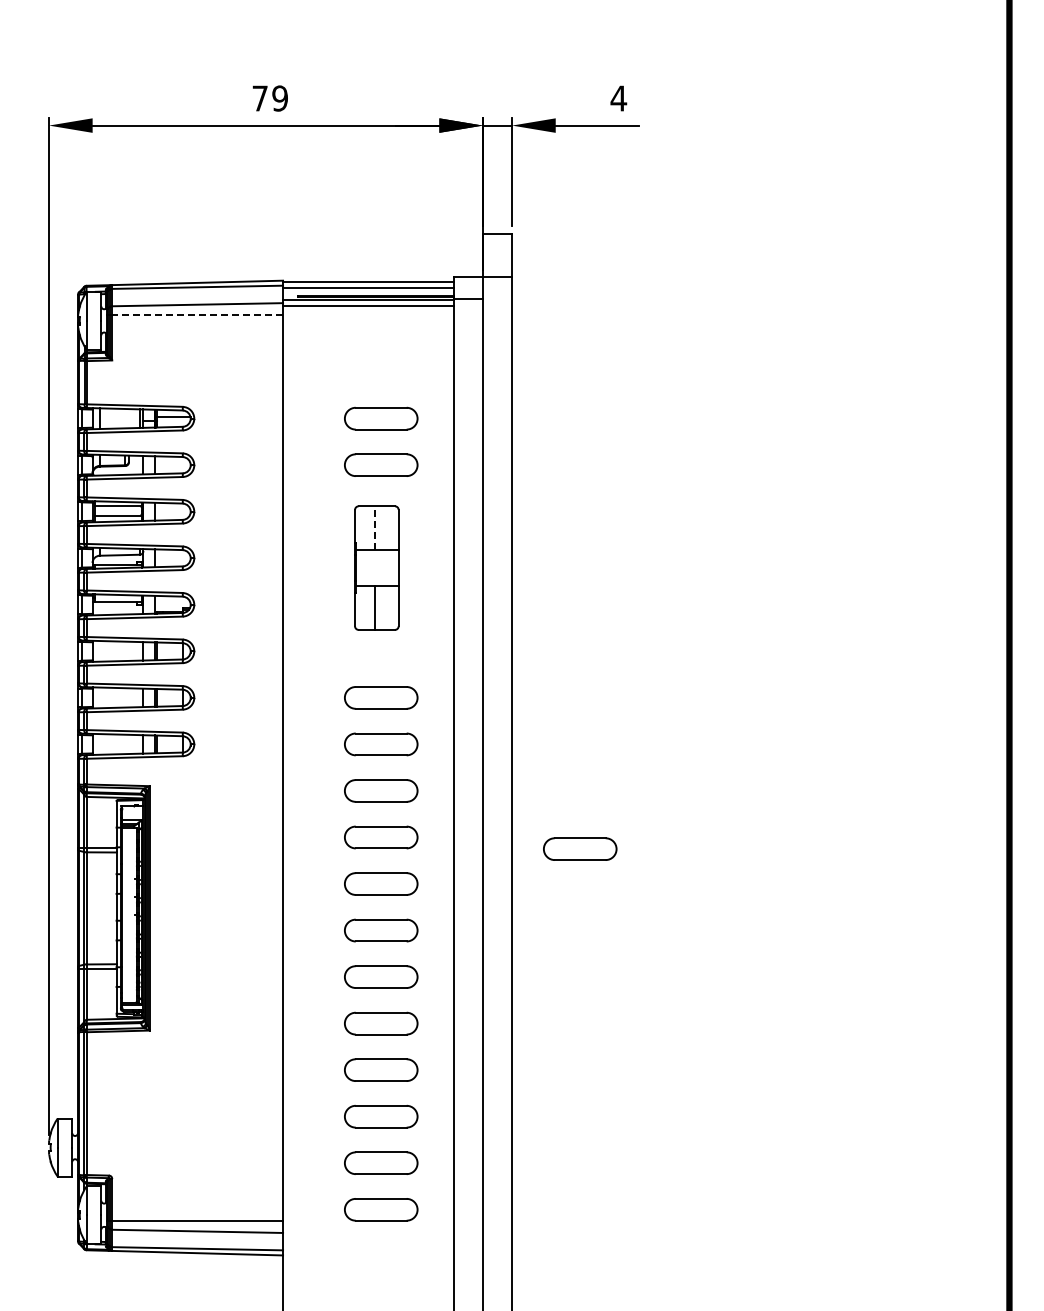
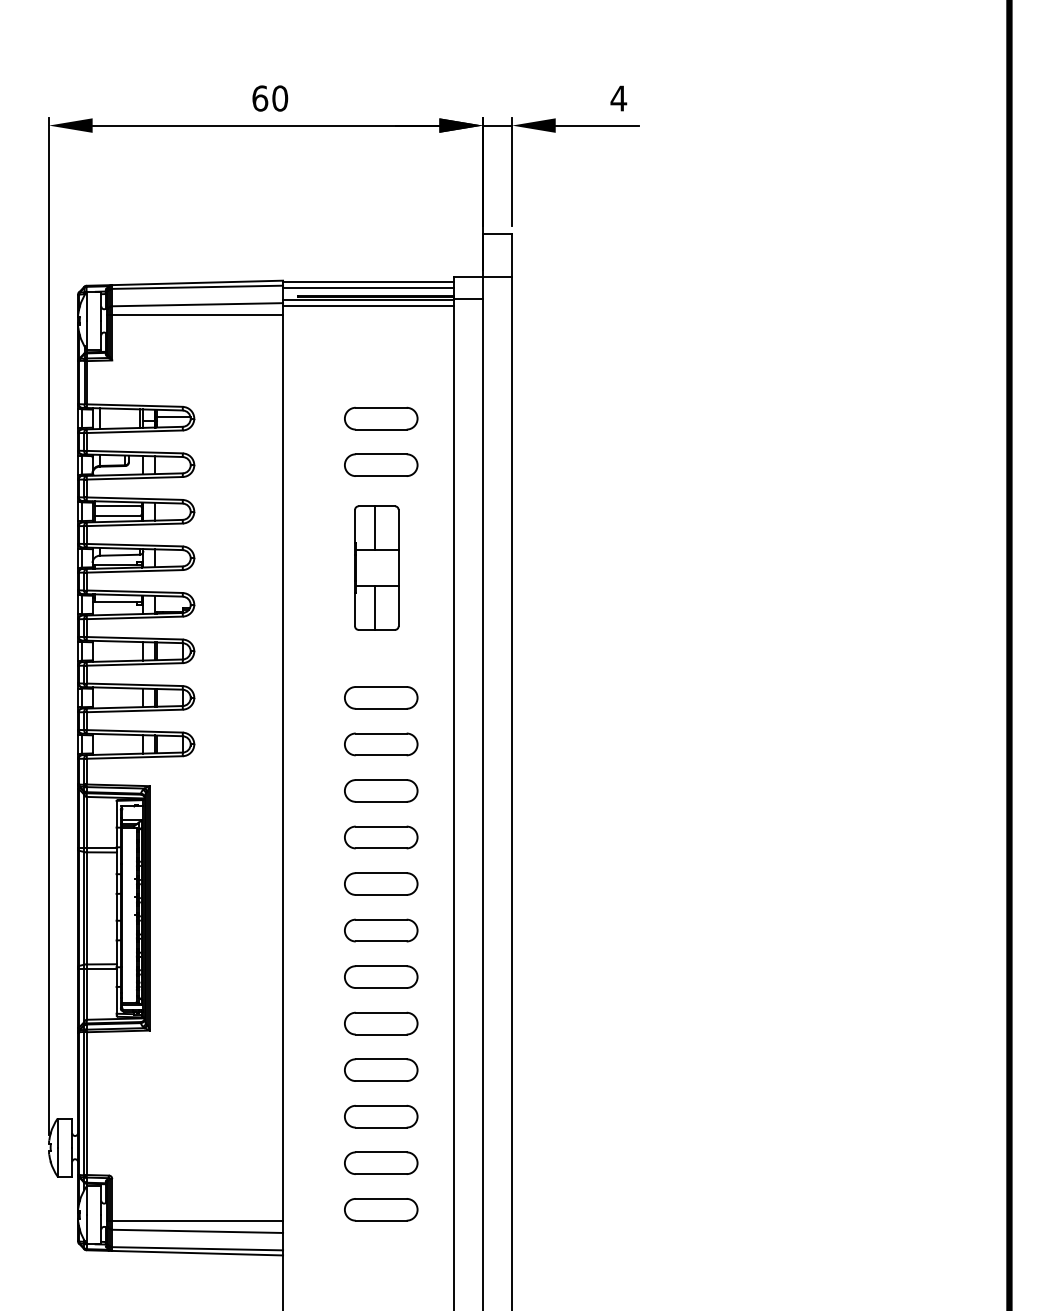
text: 79 -> 60 (270, 98)
line: dashed -> solid (197, 315)
line: dashed -> solid (375, 528)
part: present -> none (580, 848)
